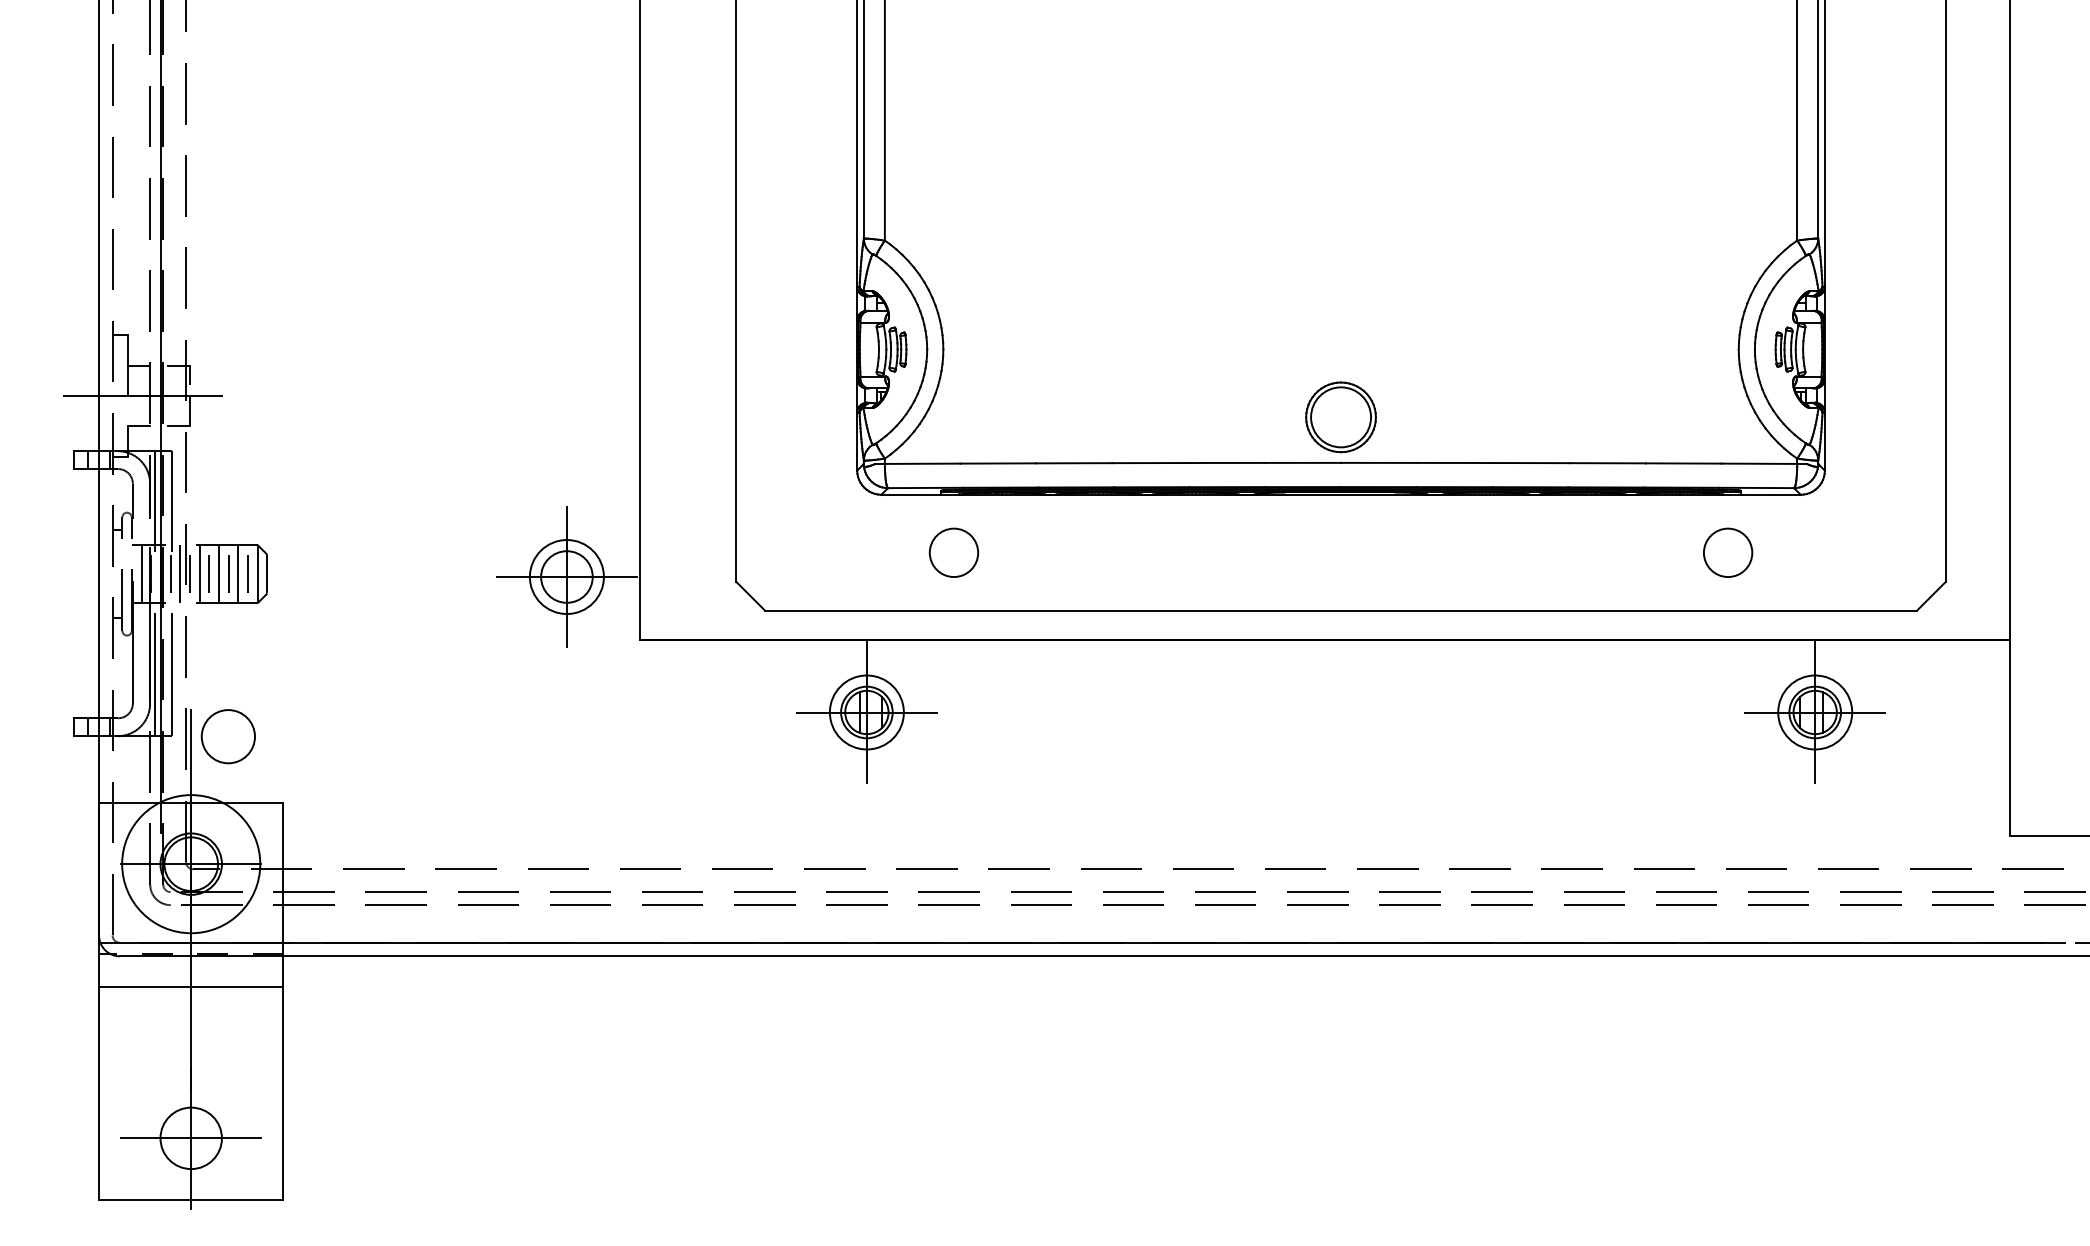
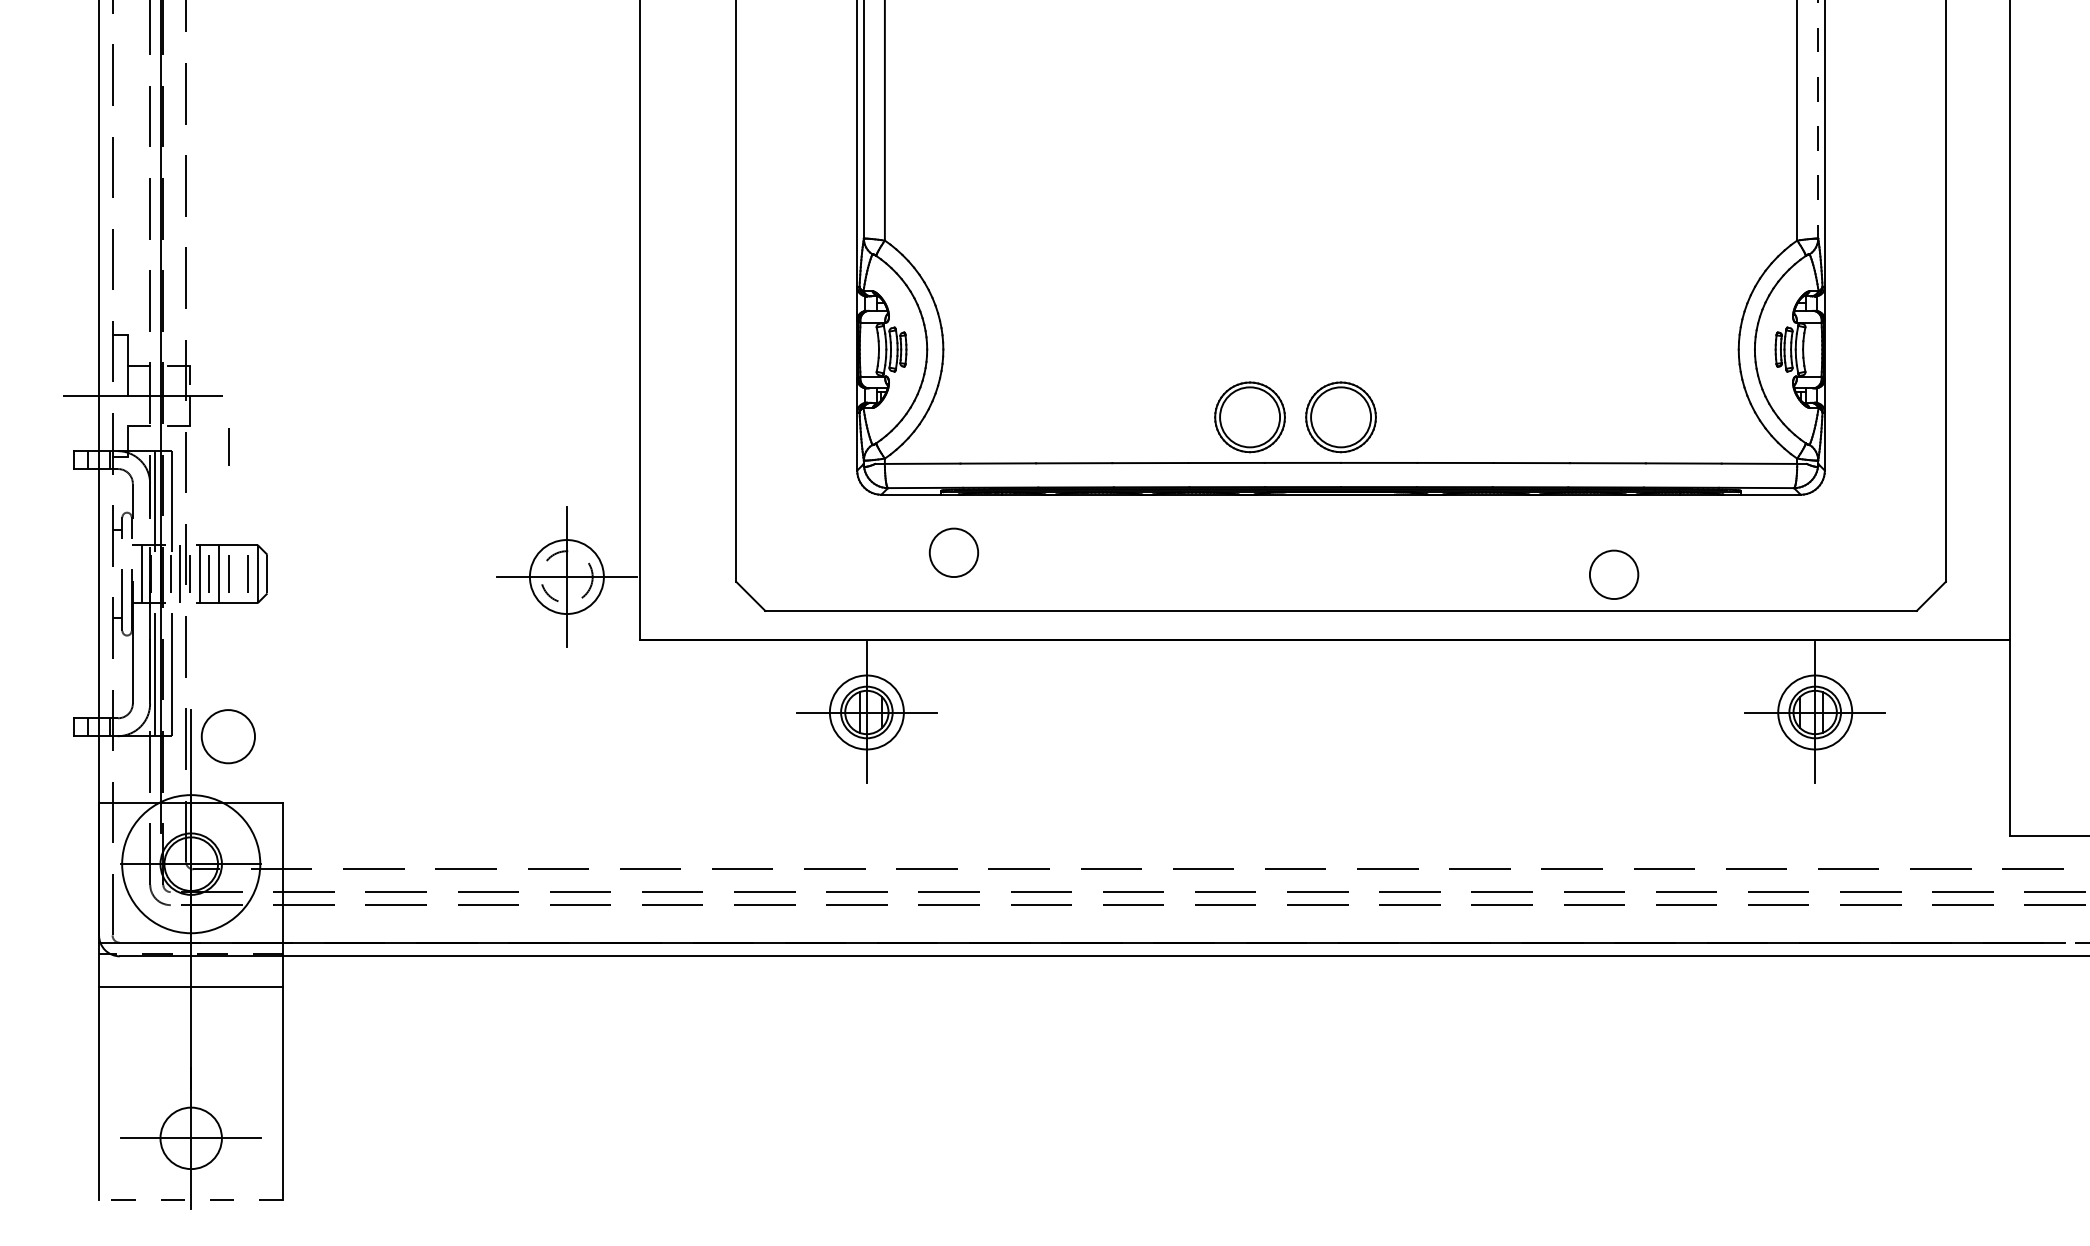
line: solid -> dashed (1818, 119)
part: none -> present (1249, 417)
line: none -> present (228, 446)
circle position: (1728, 552) -> (1614, 574) (1614, 574)
line: present -> none (238, 574)
circle: solid -> dashed (566, 576)
line: solid -> dashed (190, 1199)
